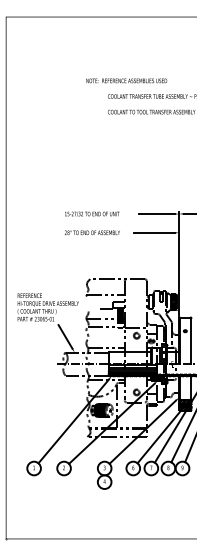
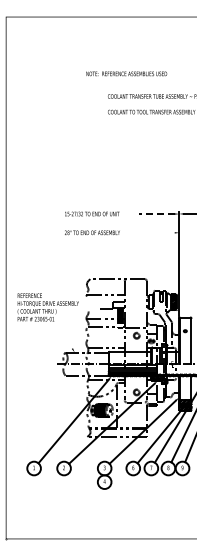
text position: (126, 80) -> (126, 73) (126, 73)
line: solid -> dashed (156, 214)
line: present -> none (153, 232)
line: present -> none (65, 336)
